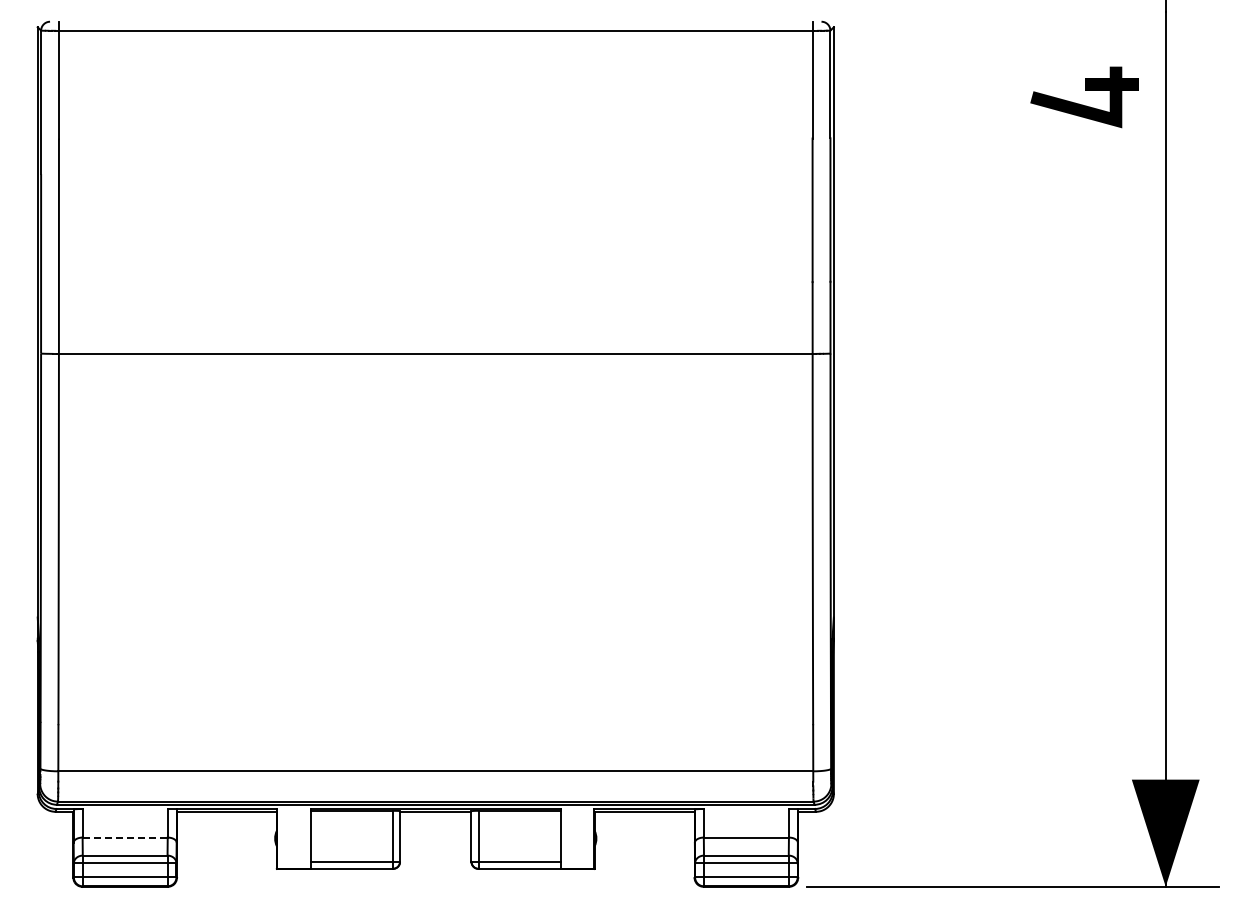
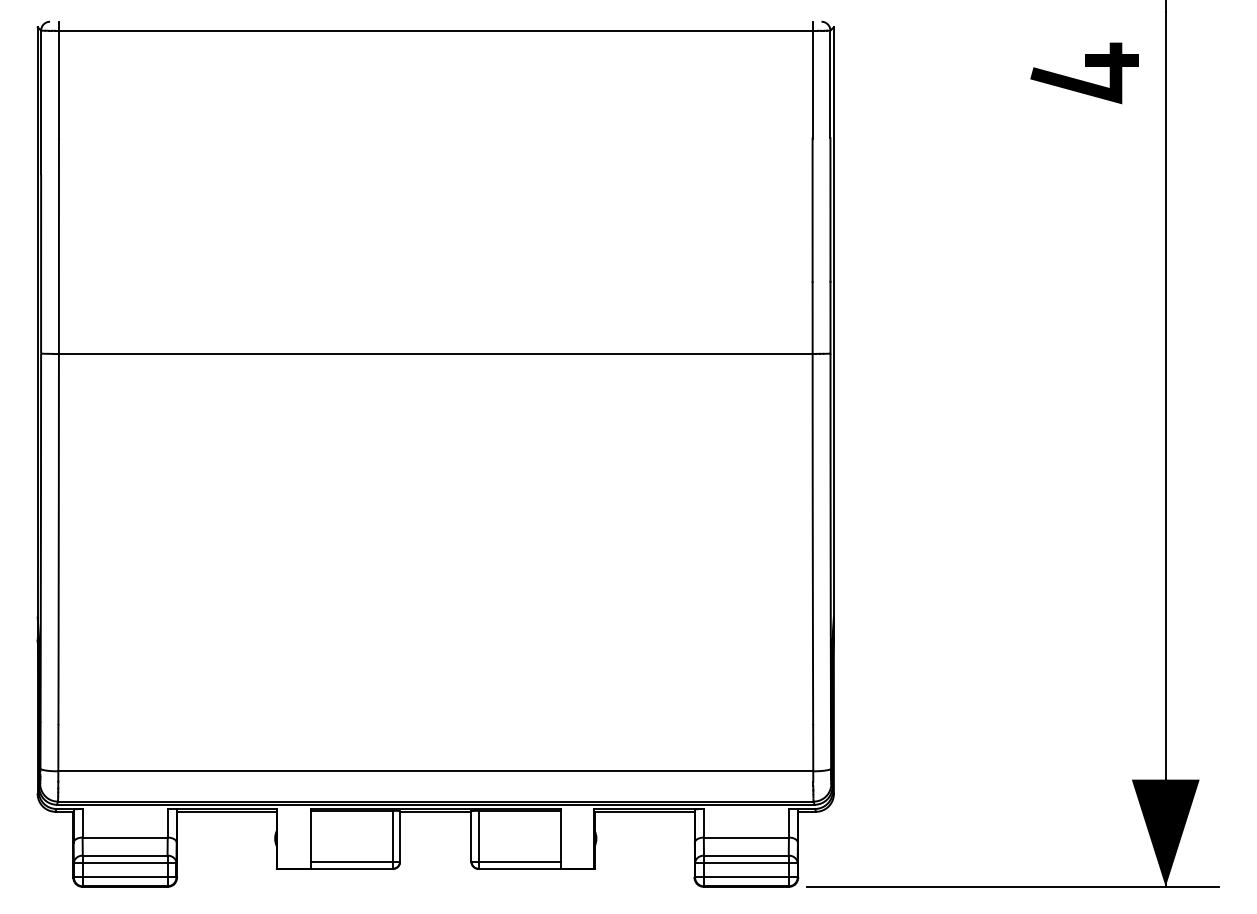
part position: (1085, 90) -> (1085, 66) (1085, 66)
line: dashed -> solid (125, 837)
